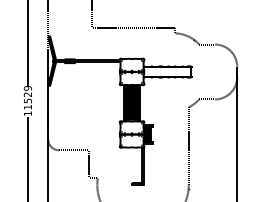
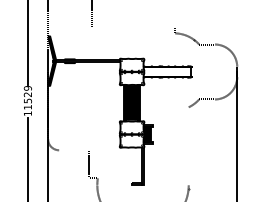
line: present -> none (133, 27)
line: present -> none (188, 146)
line: present -> none (73, 150)
